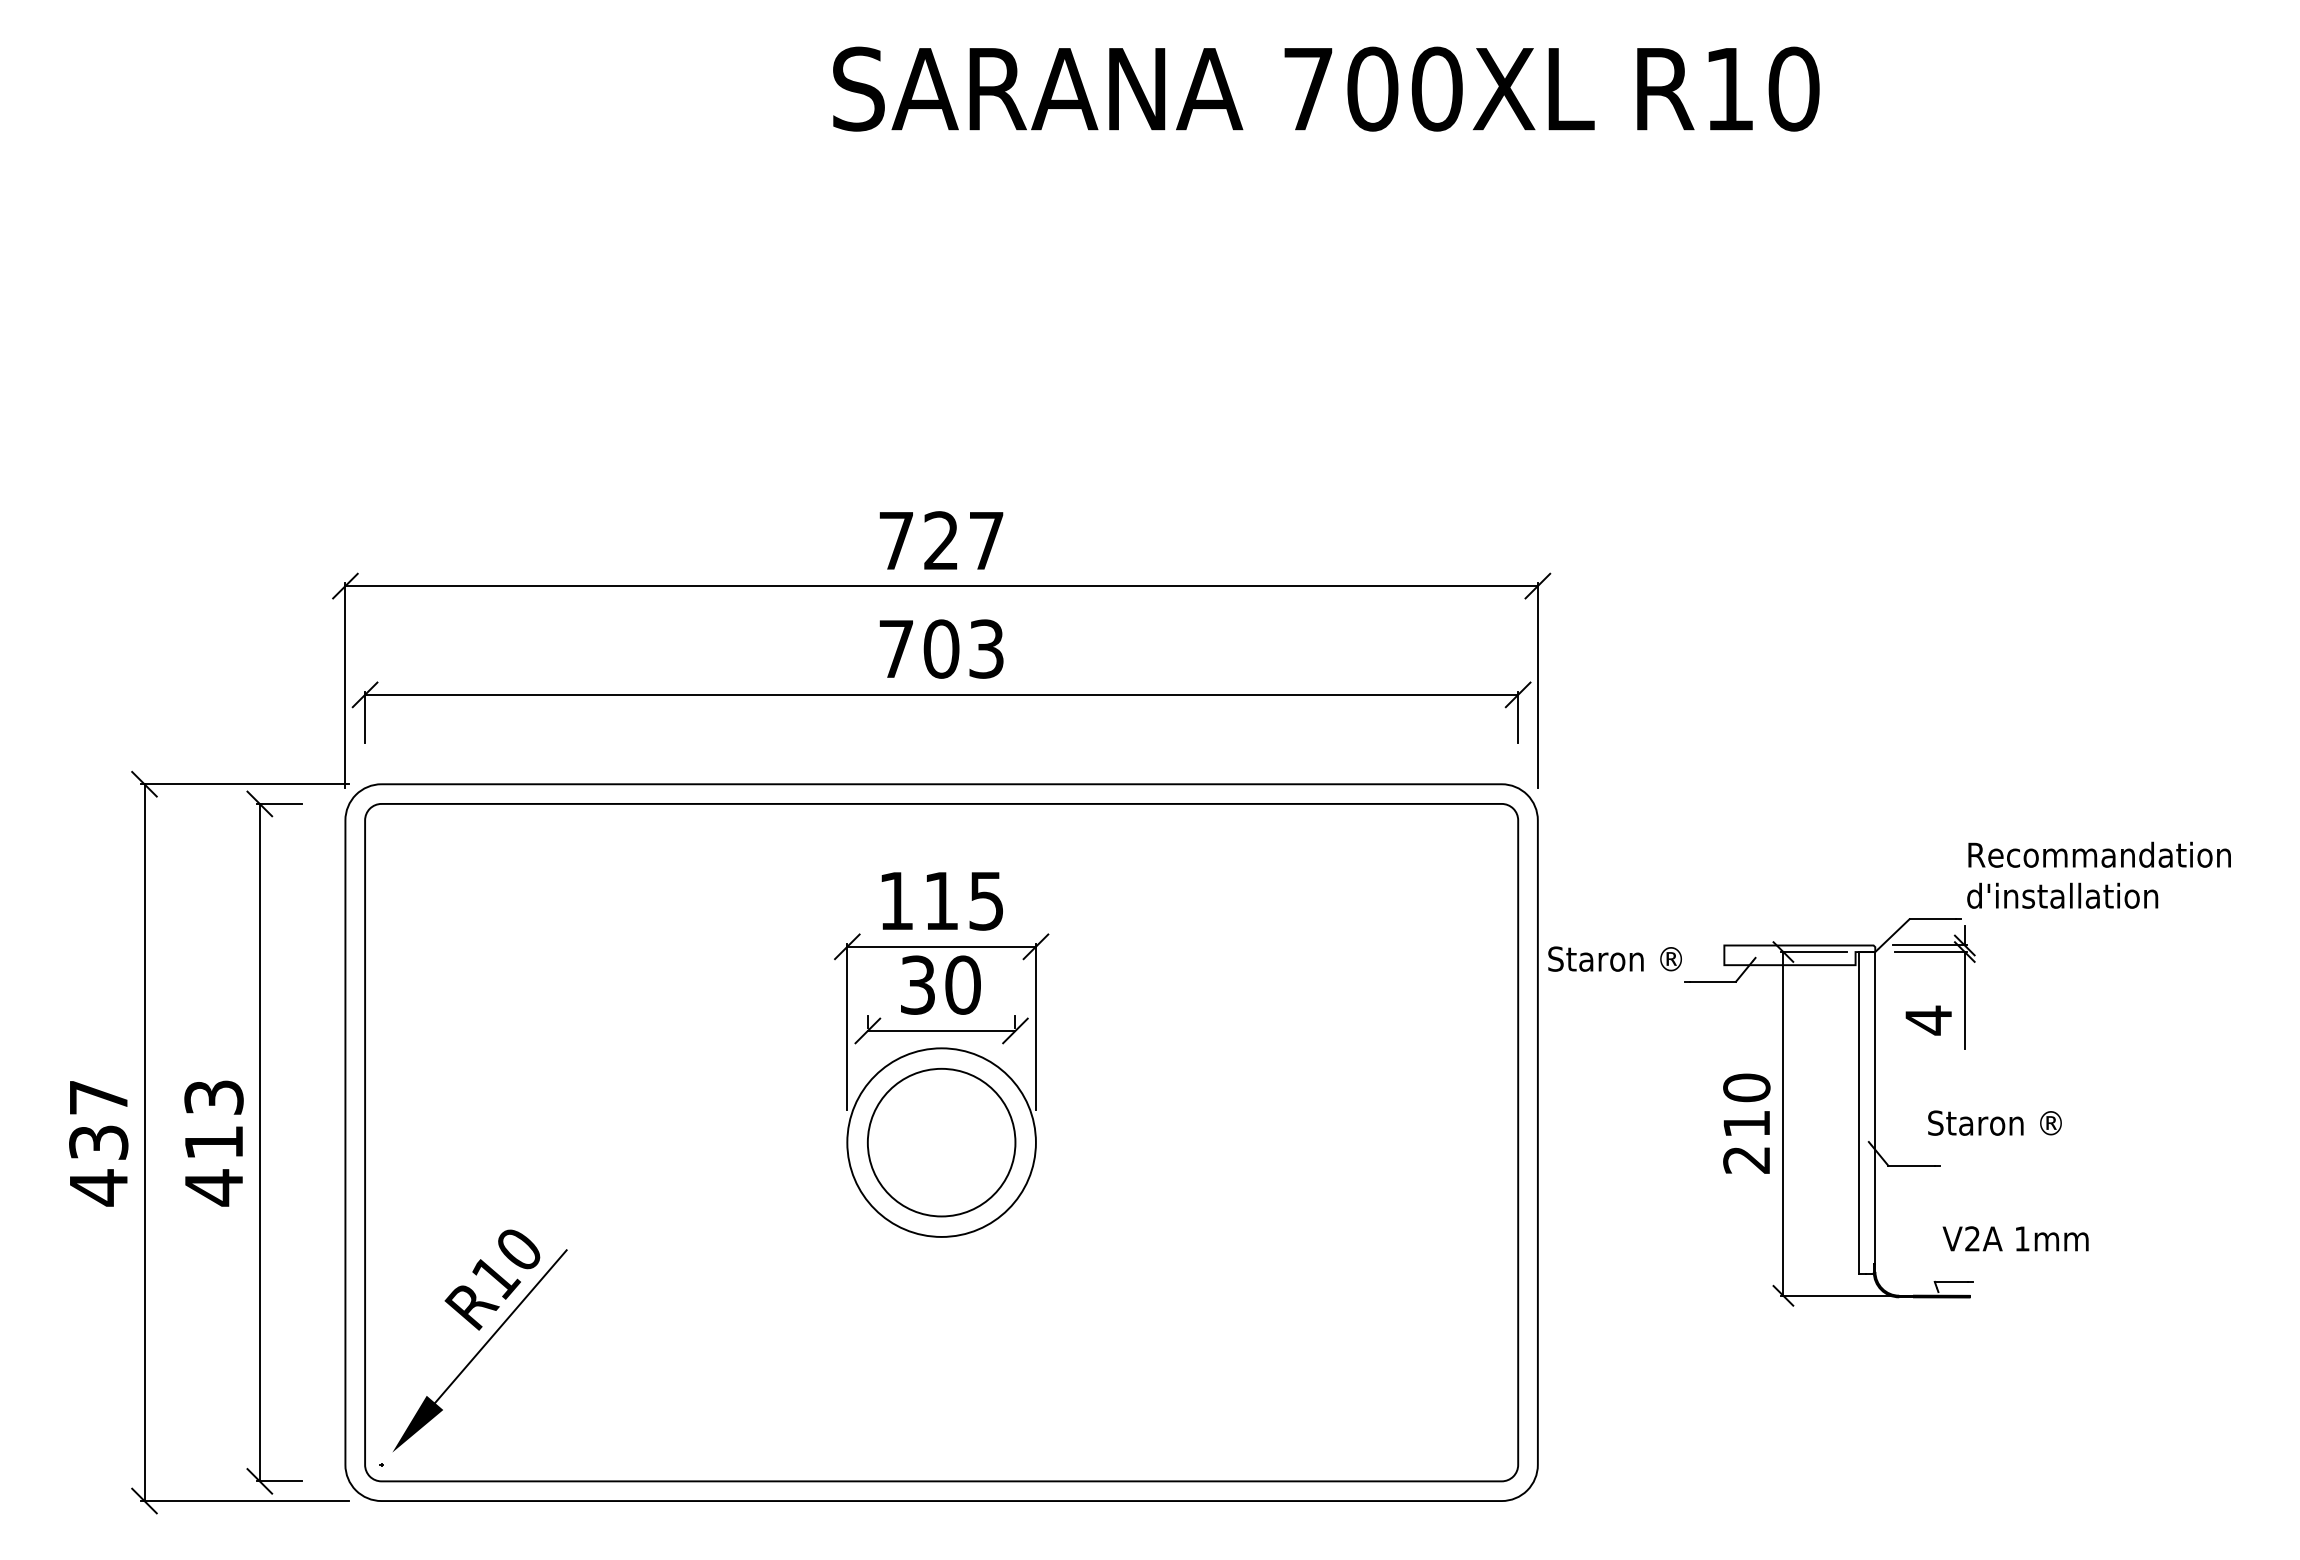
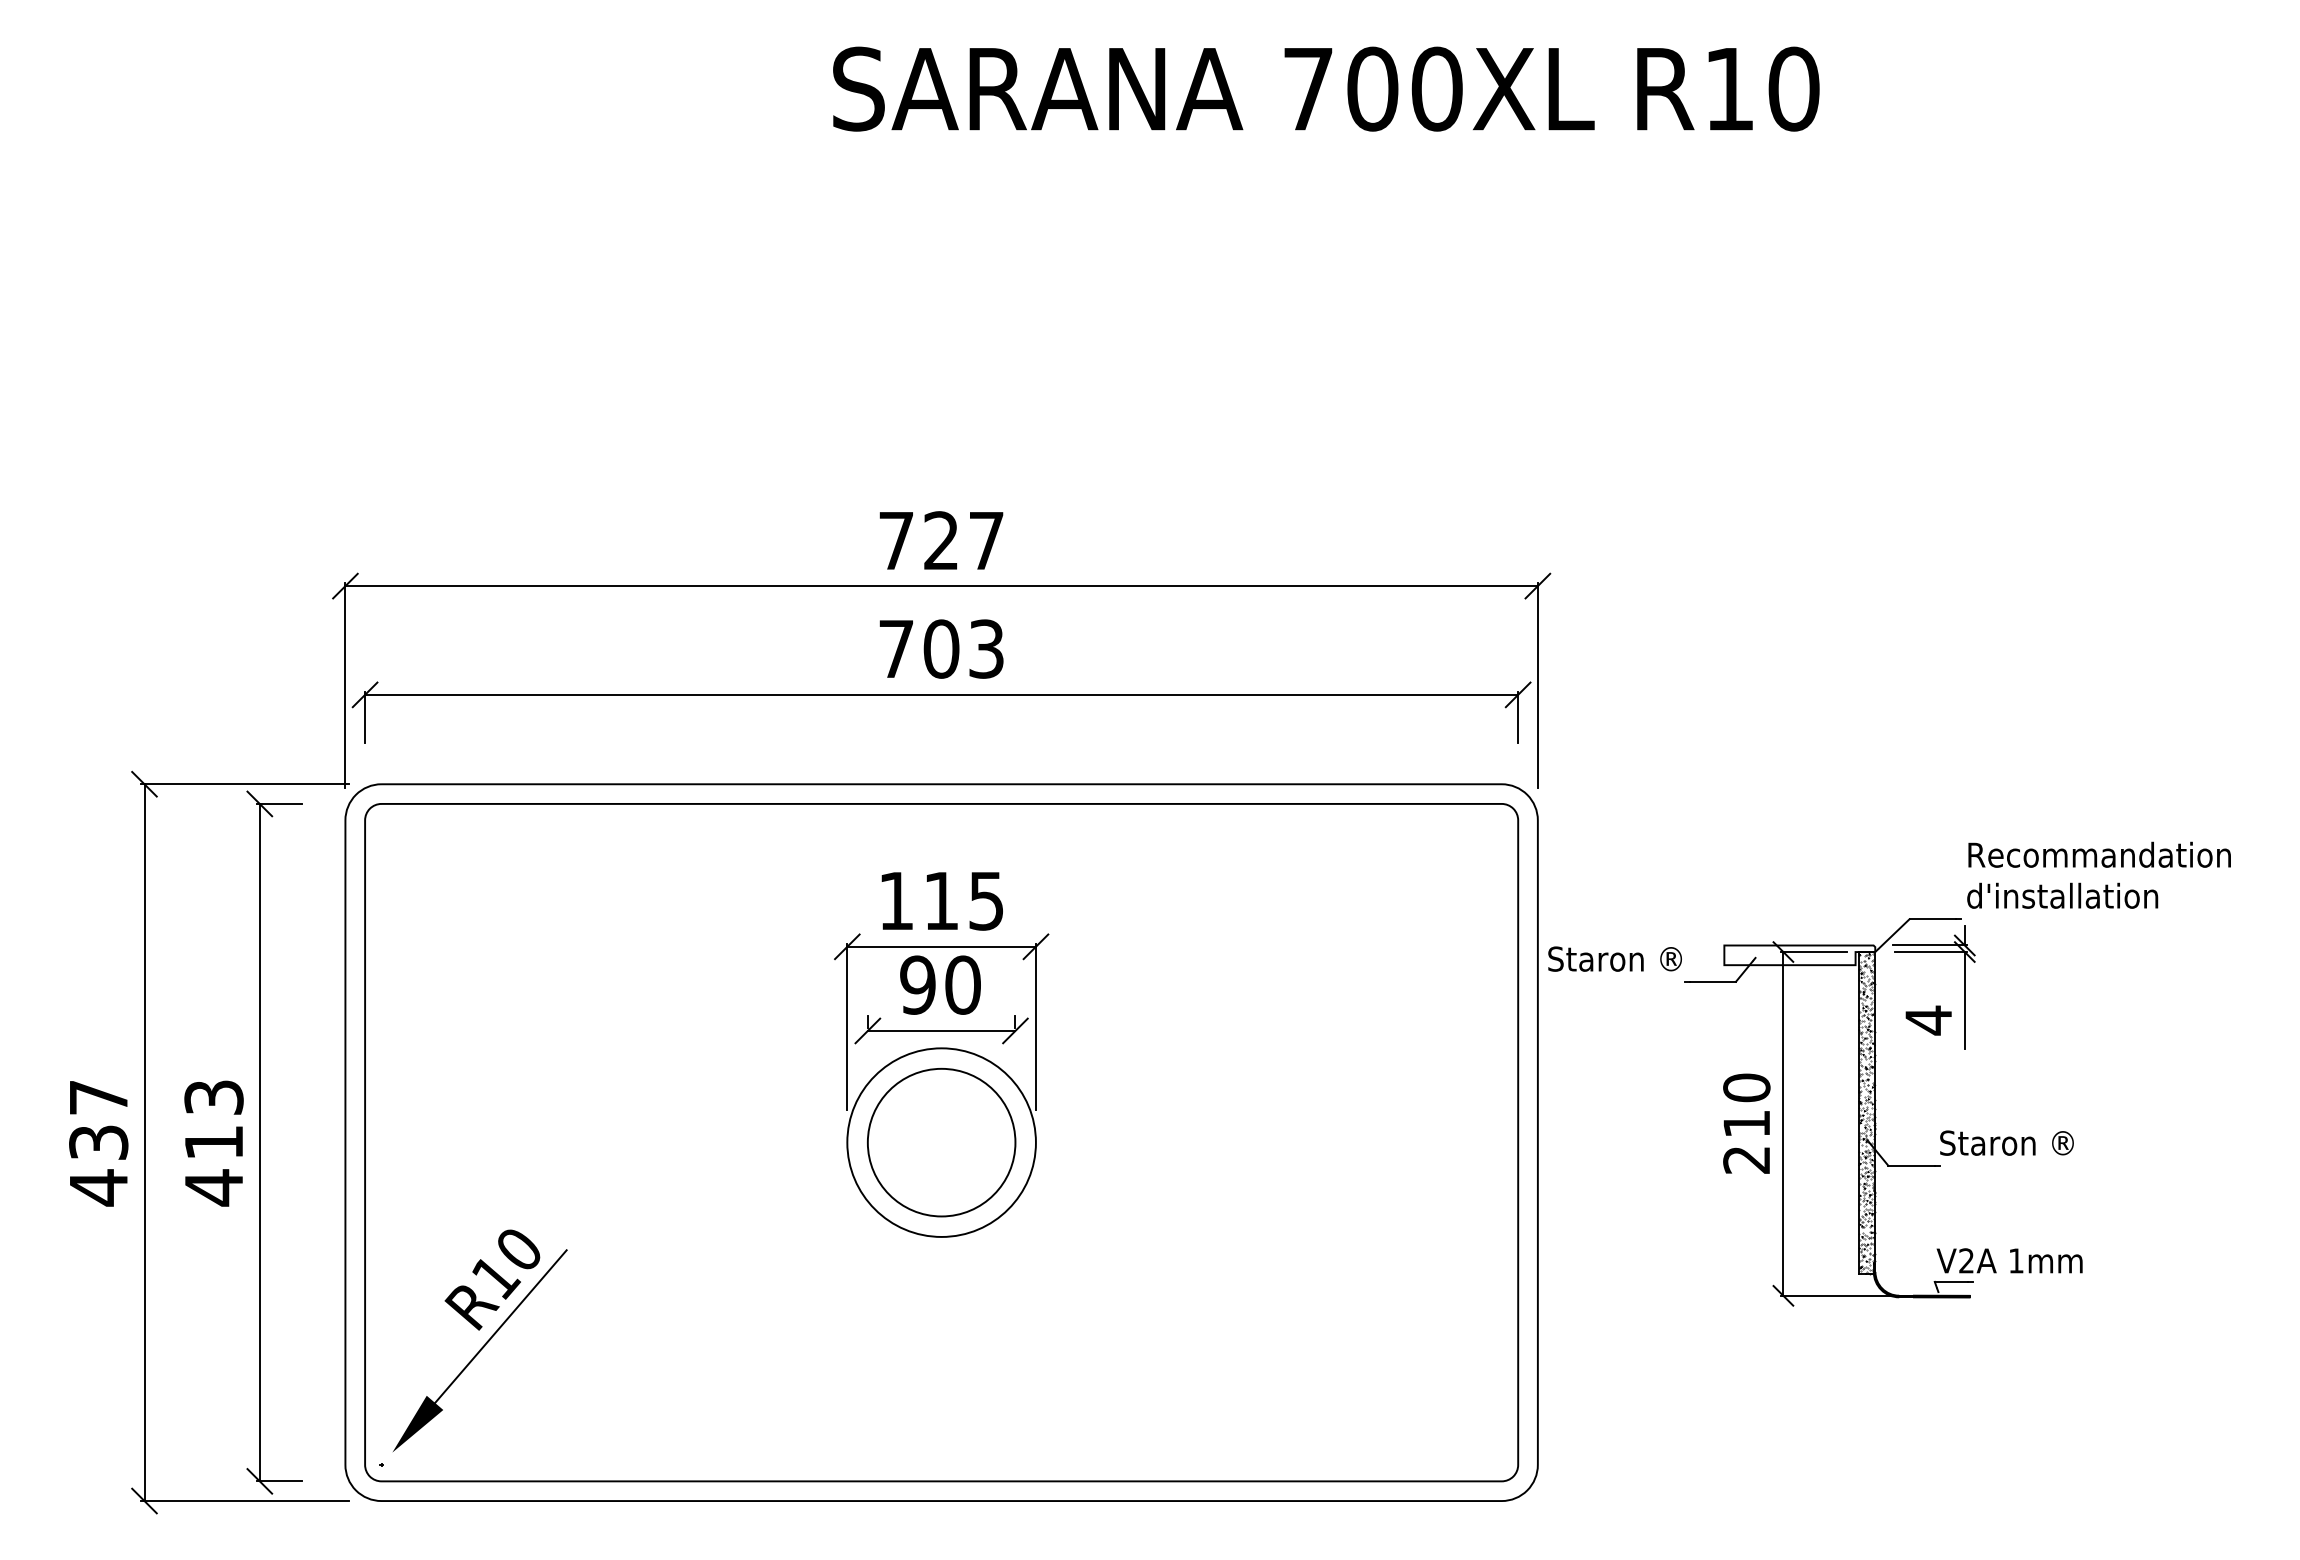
text: 30 -> 90 (917, 984)
hatch: none -> present (1866, 1113)
text position: (1994, 1122) -> (2006, 1142) (2006, 1142)
text position: (2015, 1238) -> (2009, 1260) (2009, 1260)
